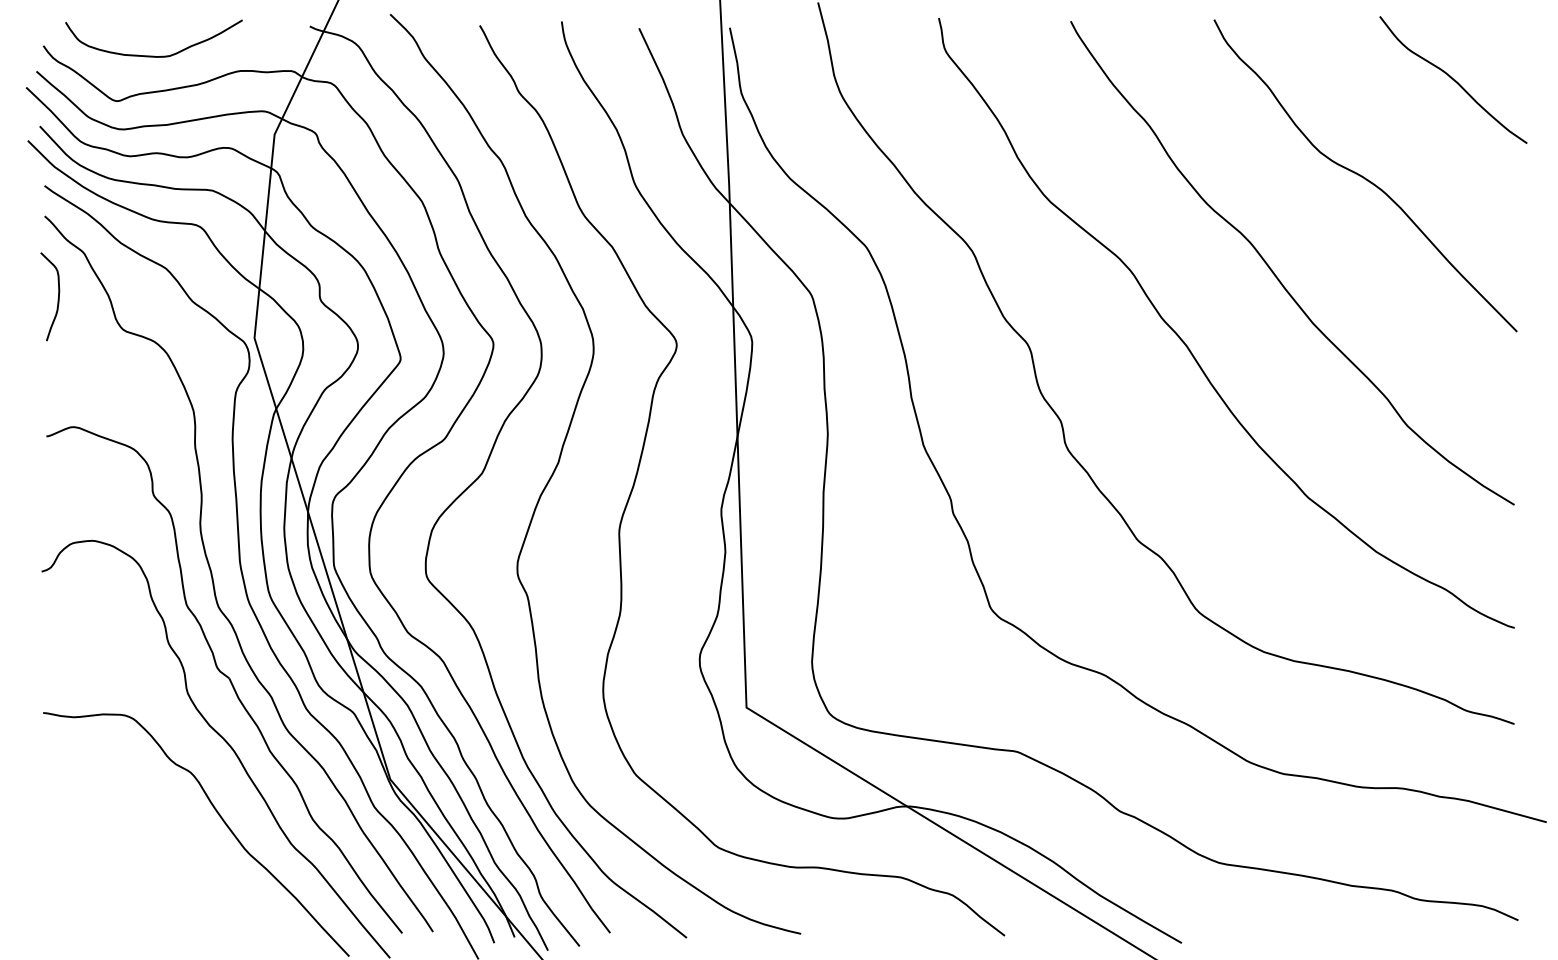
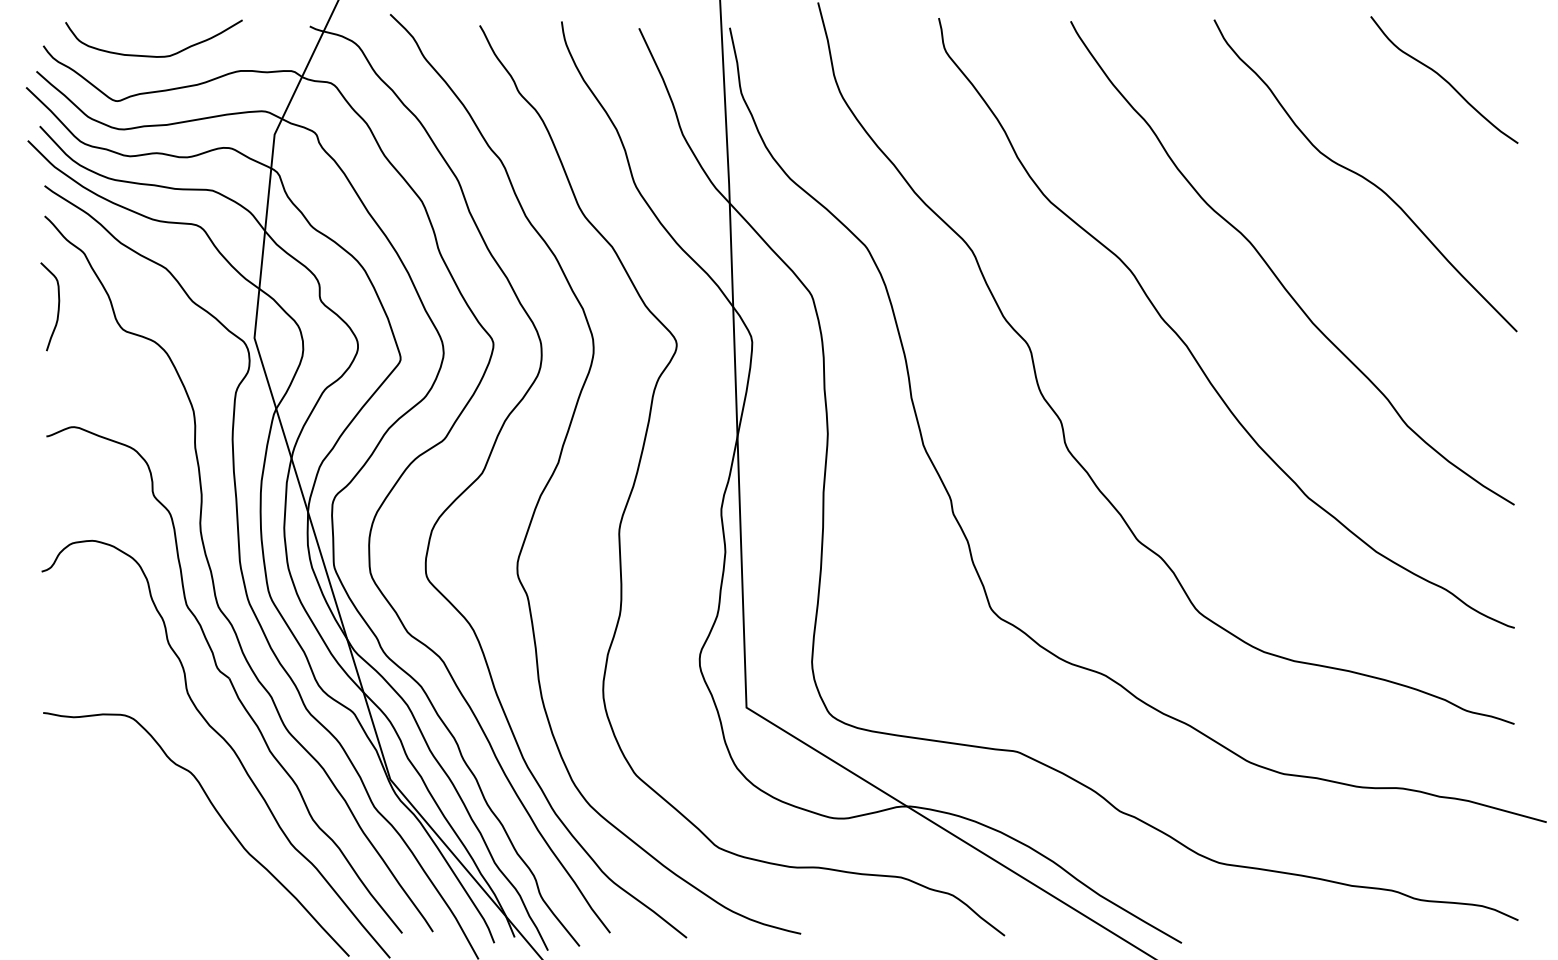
curve position: (1453, 79) -> (1444, 79) (1444, 79)
curve position: (57, 298) -> (57, 308) (57, 308)
